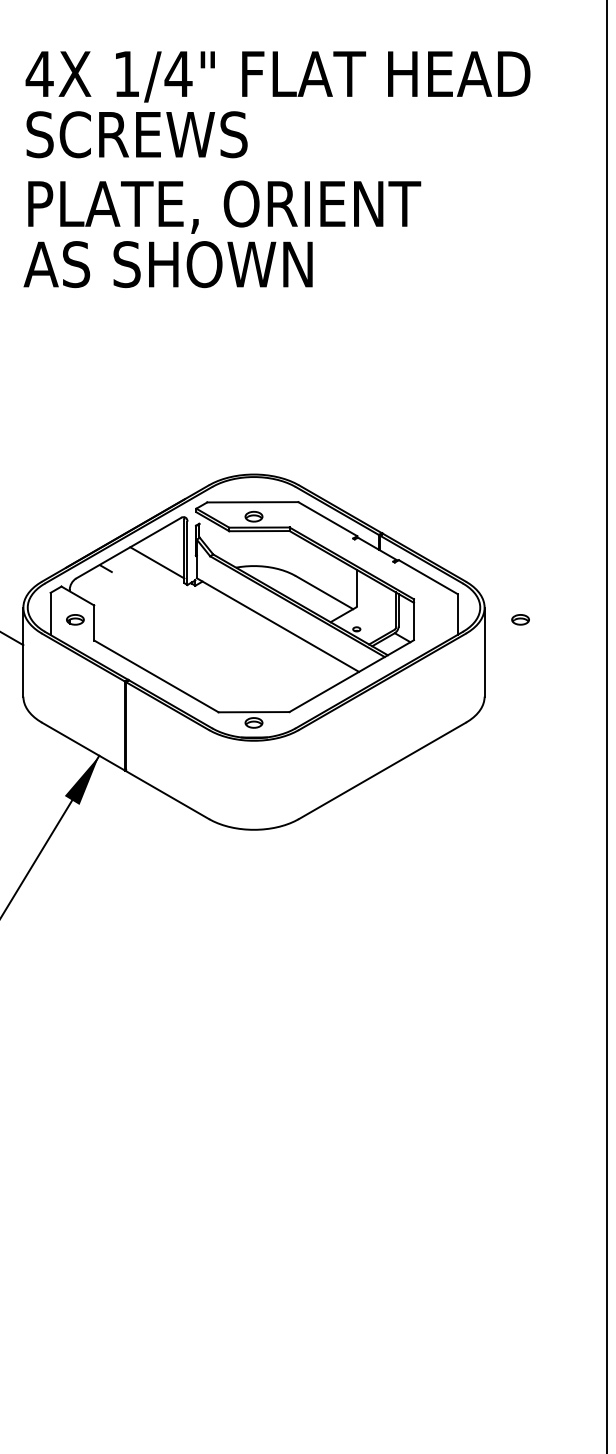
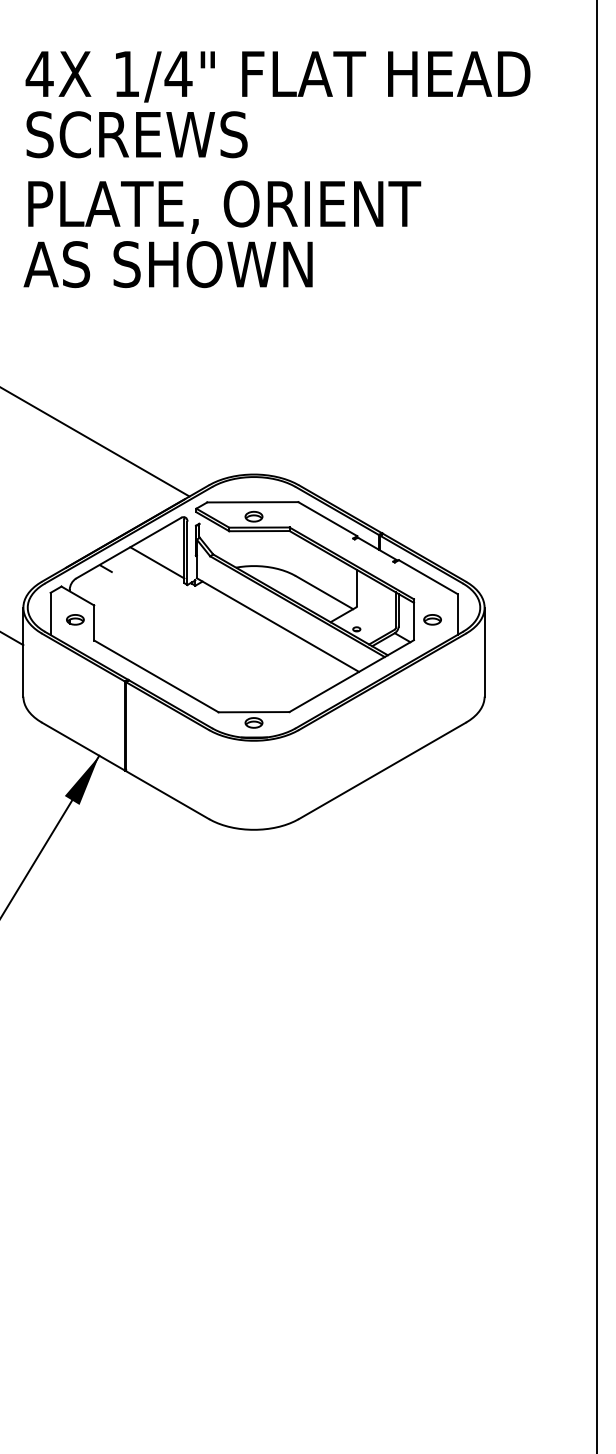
line: none -> present (95, 442)
part position: (520, 619) -> (432, 619) (432, 619)
line position: (607, 726) -> (597, 726) (597, 726)
